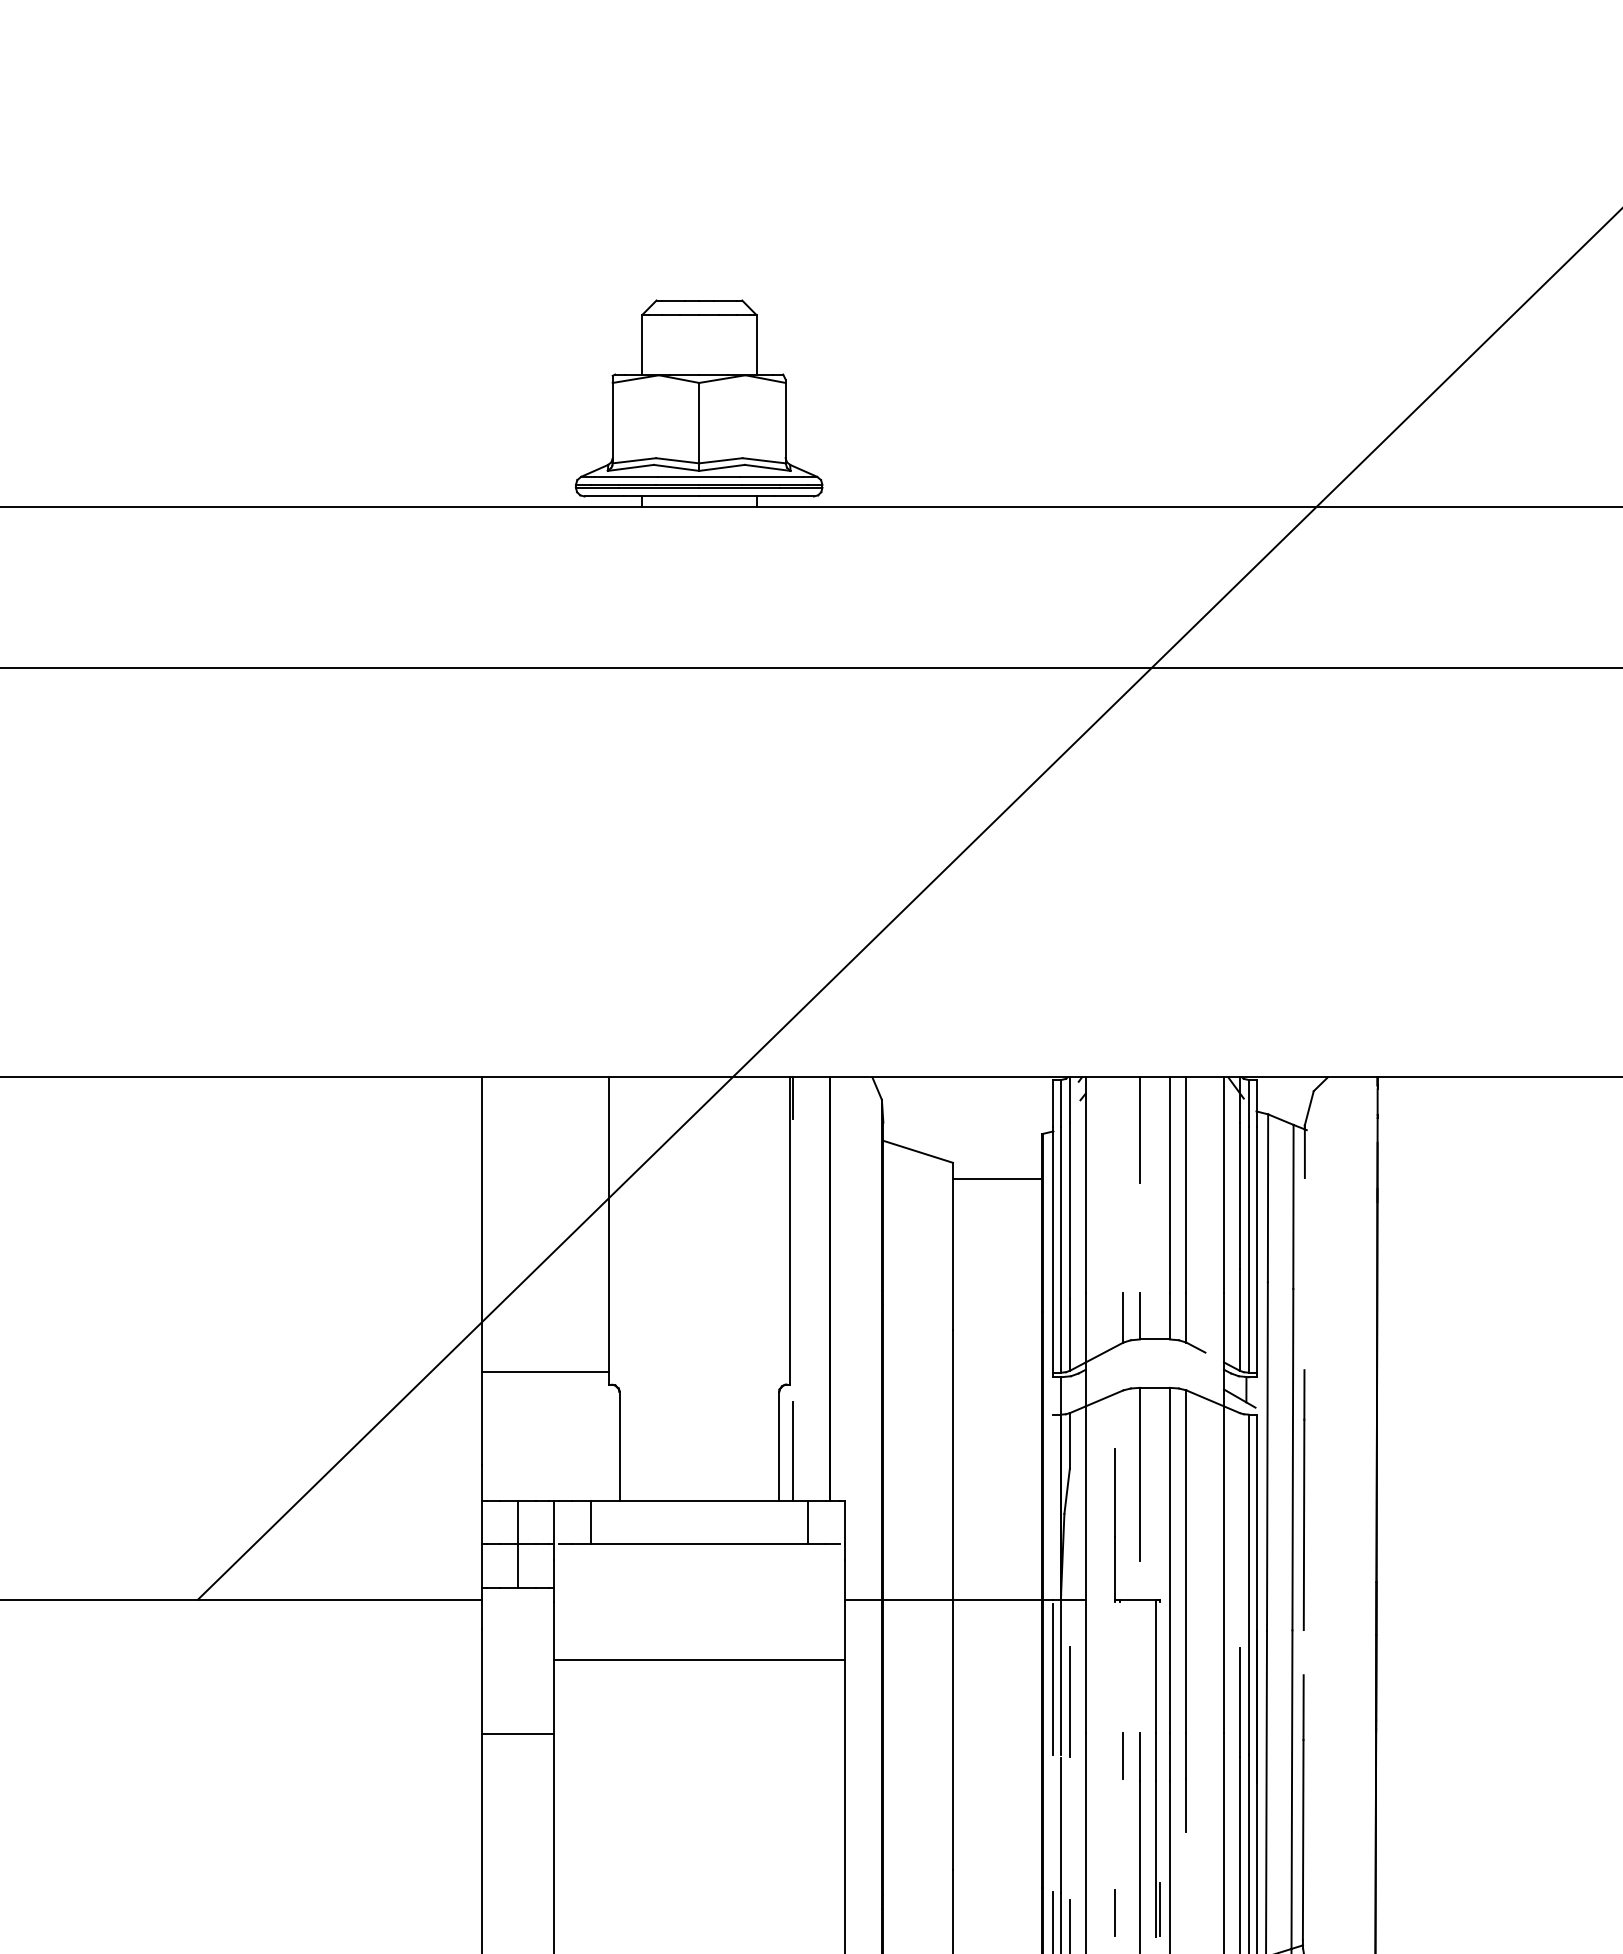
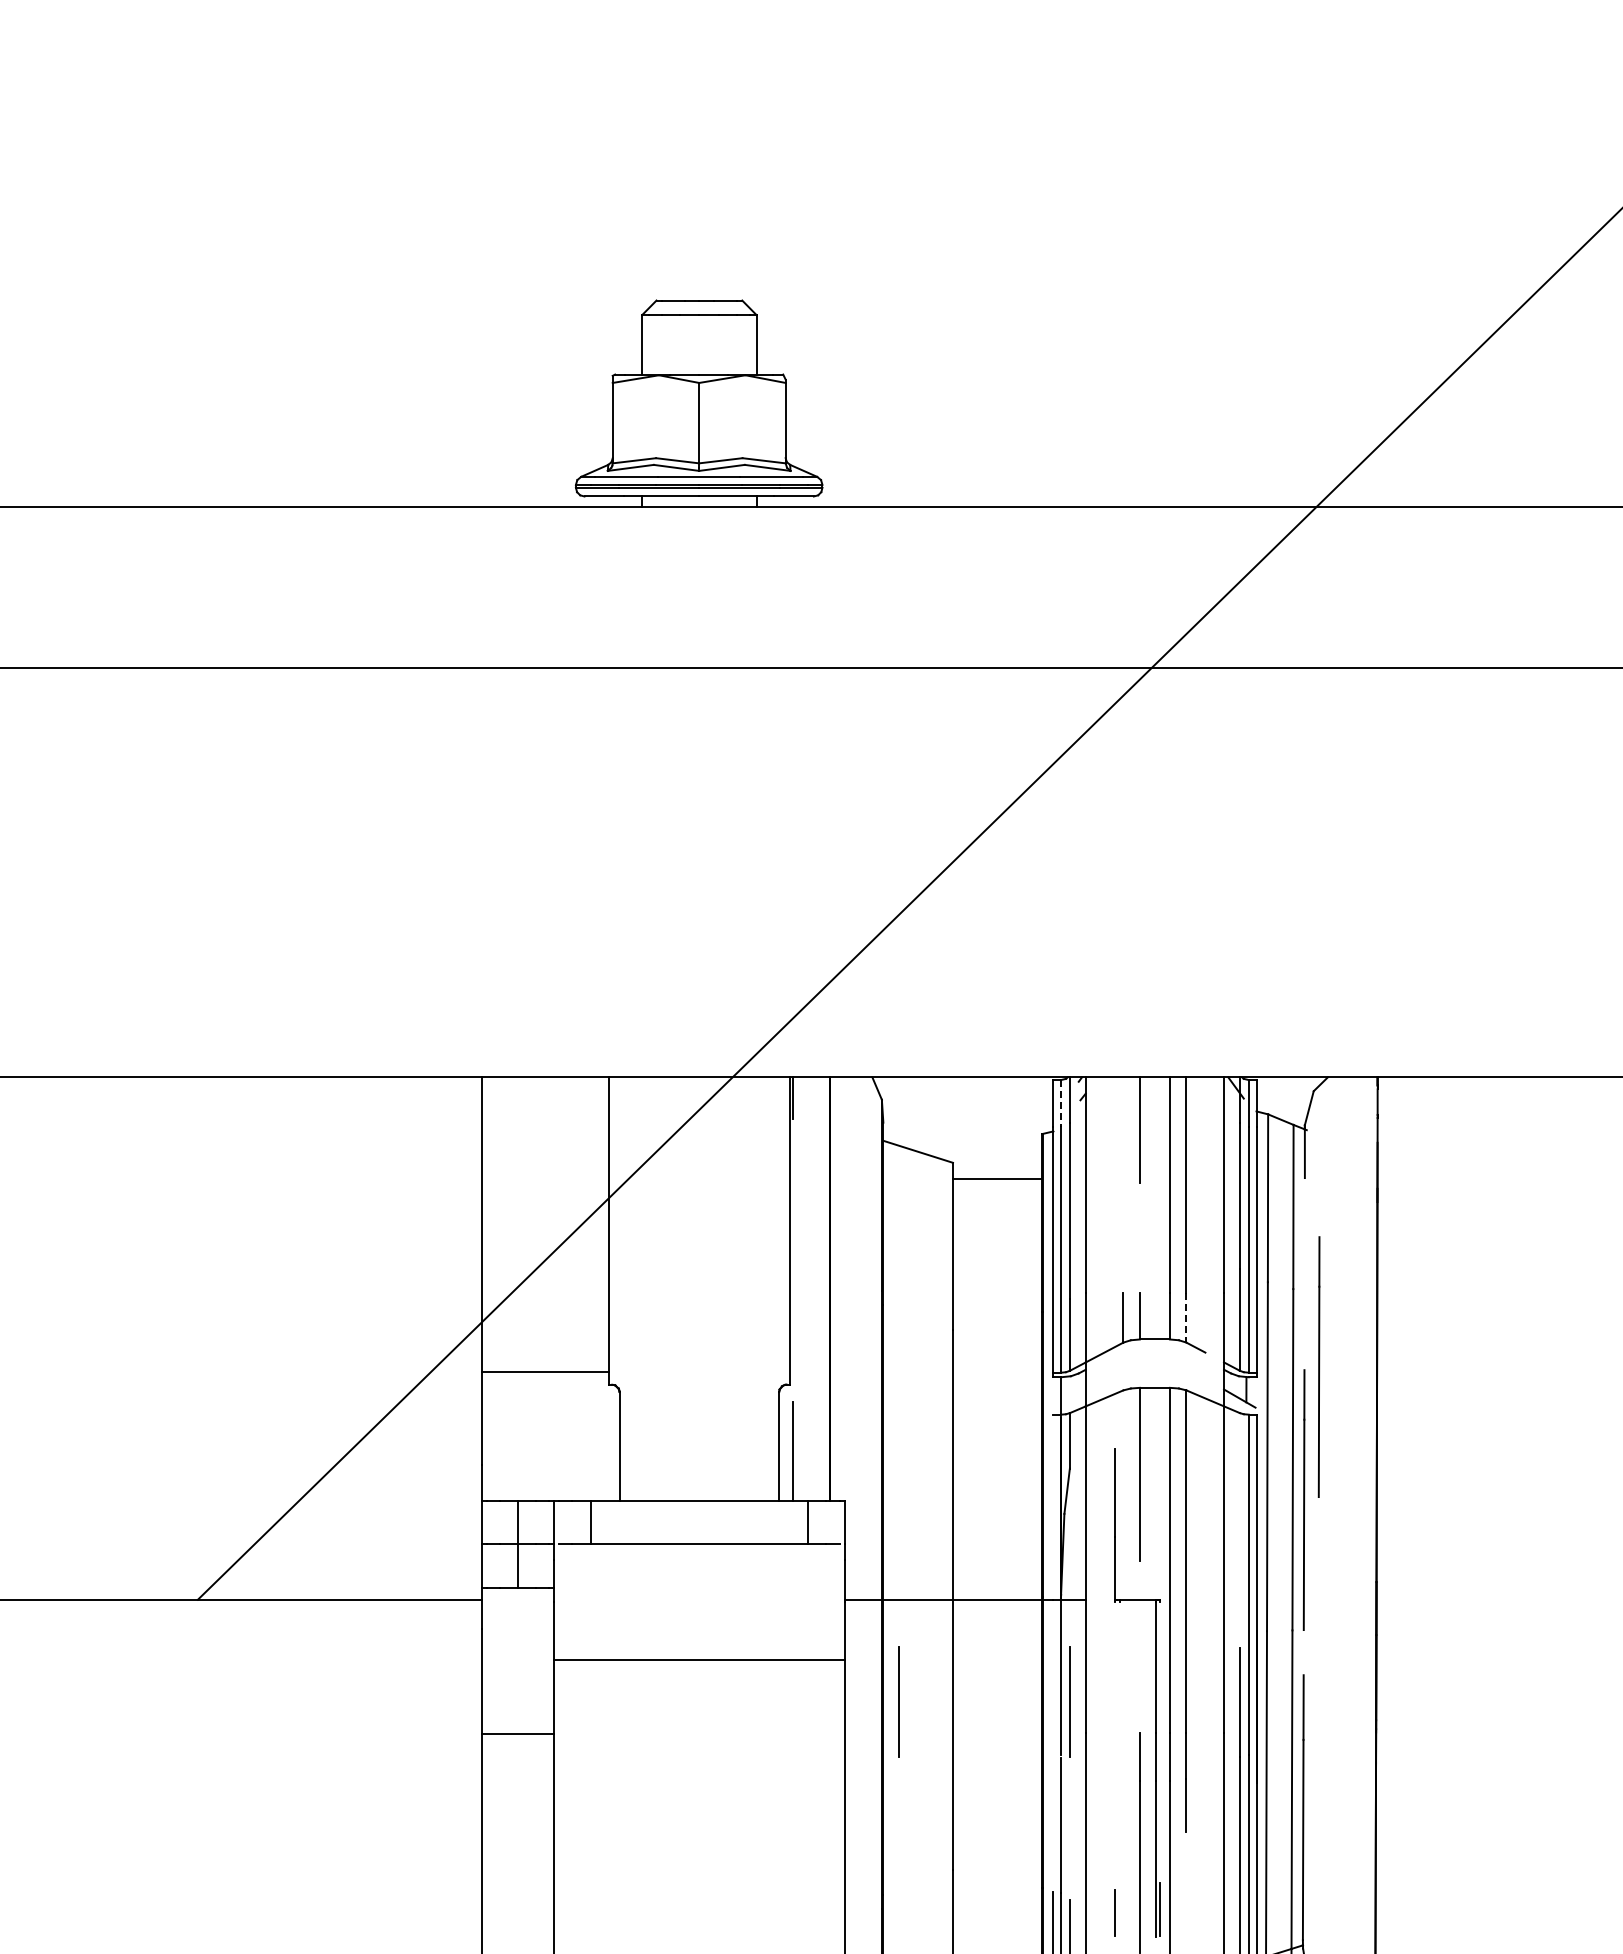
line: solid -> dashed (1061, 1103)
line: solid -> dashed (1186, 1318)
line: none -> present (1318, 1366)
line: present -> none (1053, 1679)
line: none -> present (898, 1701)
line: present -> none (1122, 1755)
